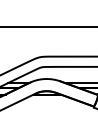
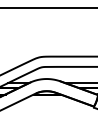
line position: (48, 26) -> (48, 7) (48, 7)
